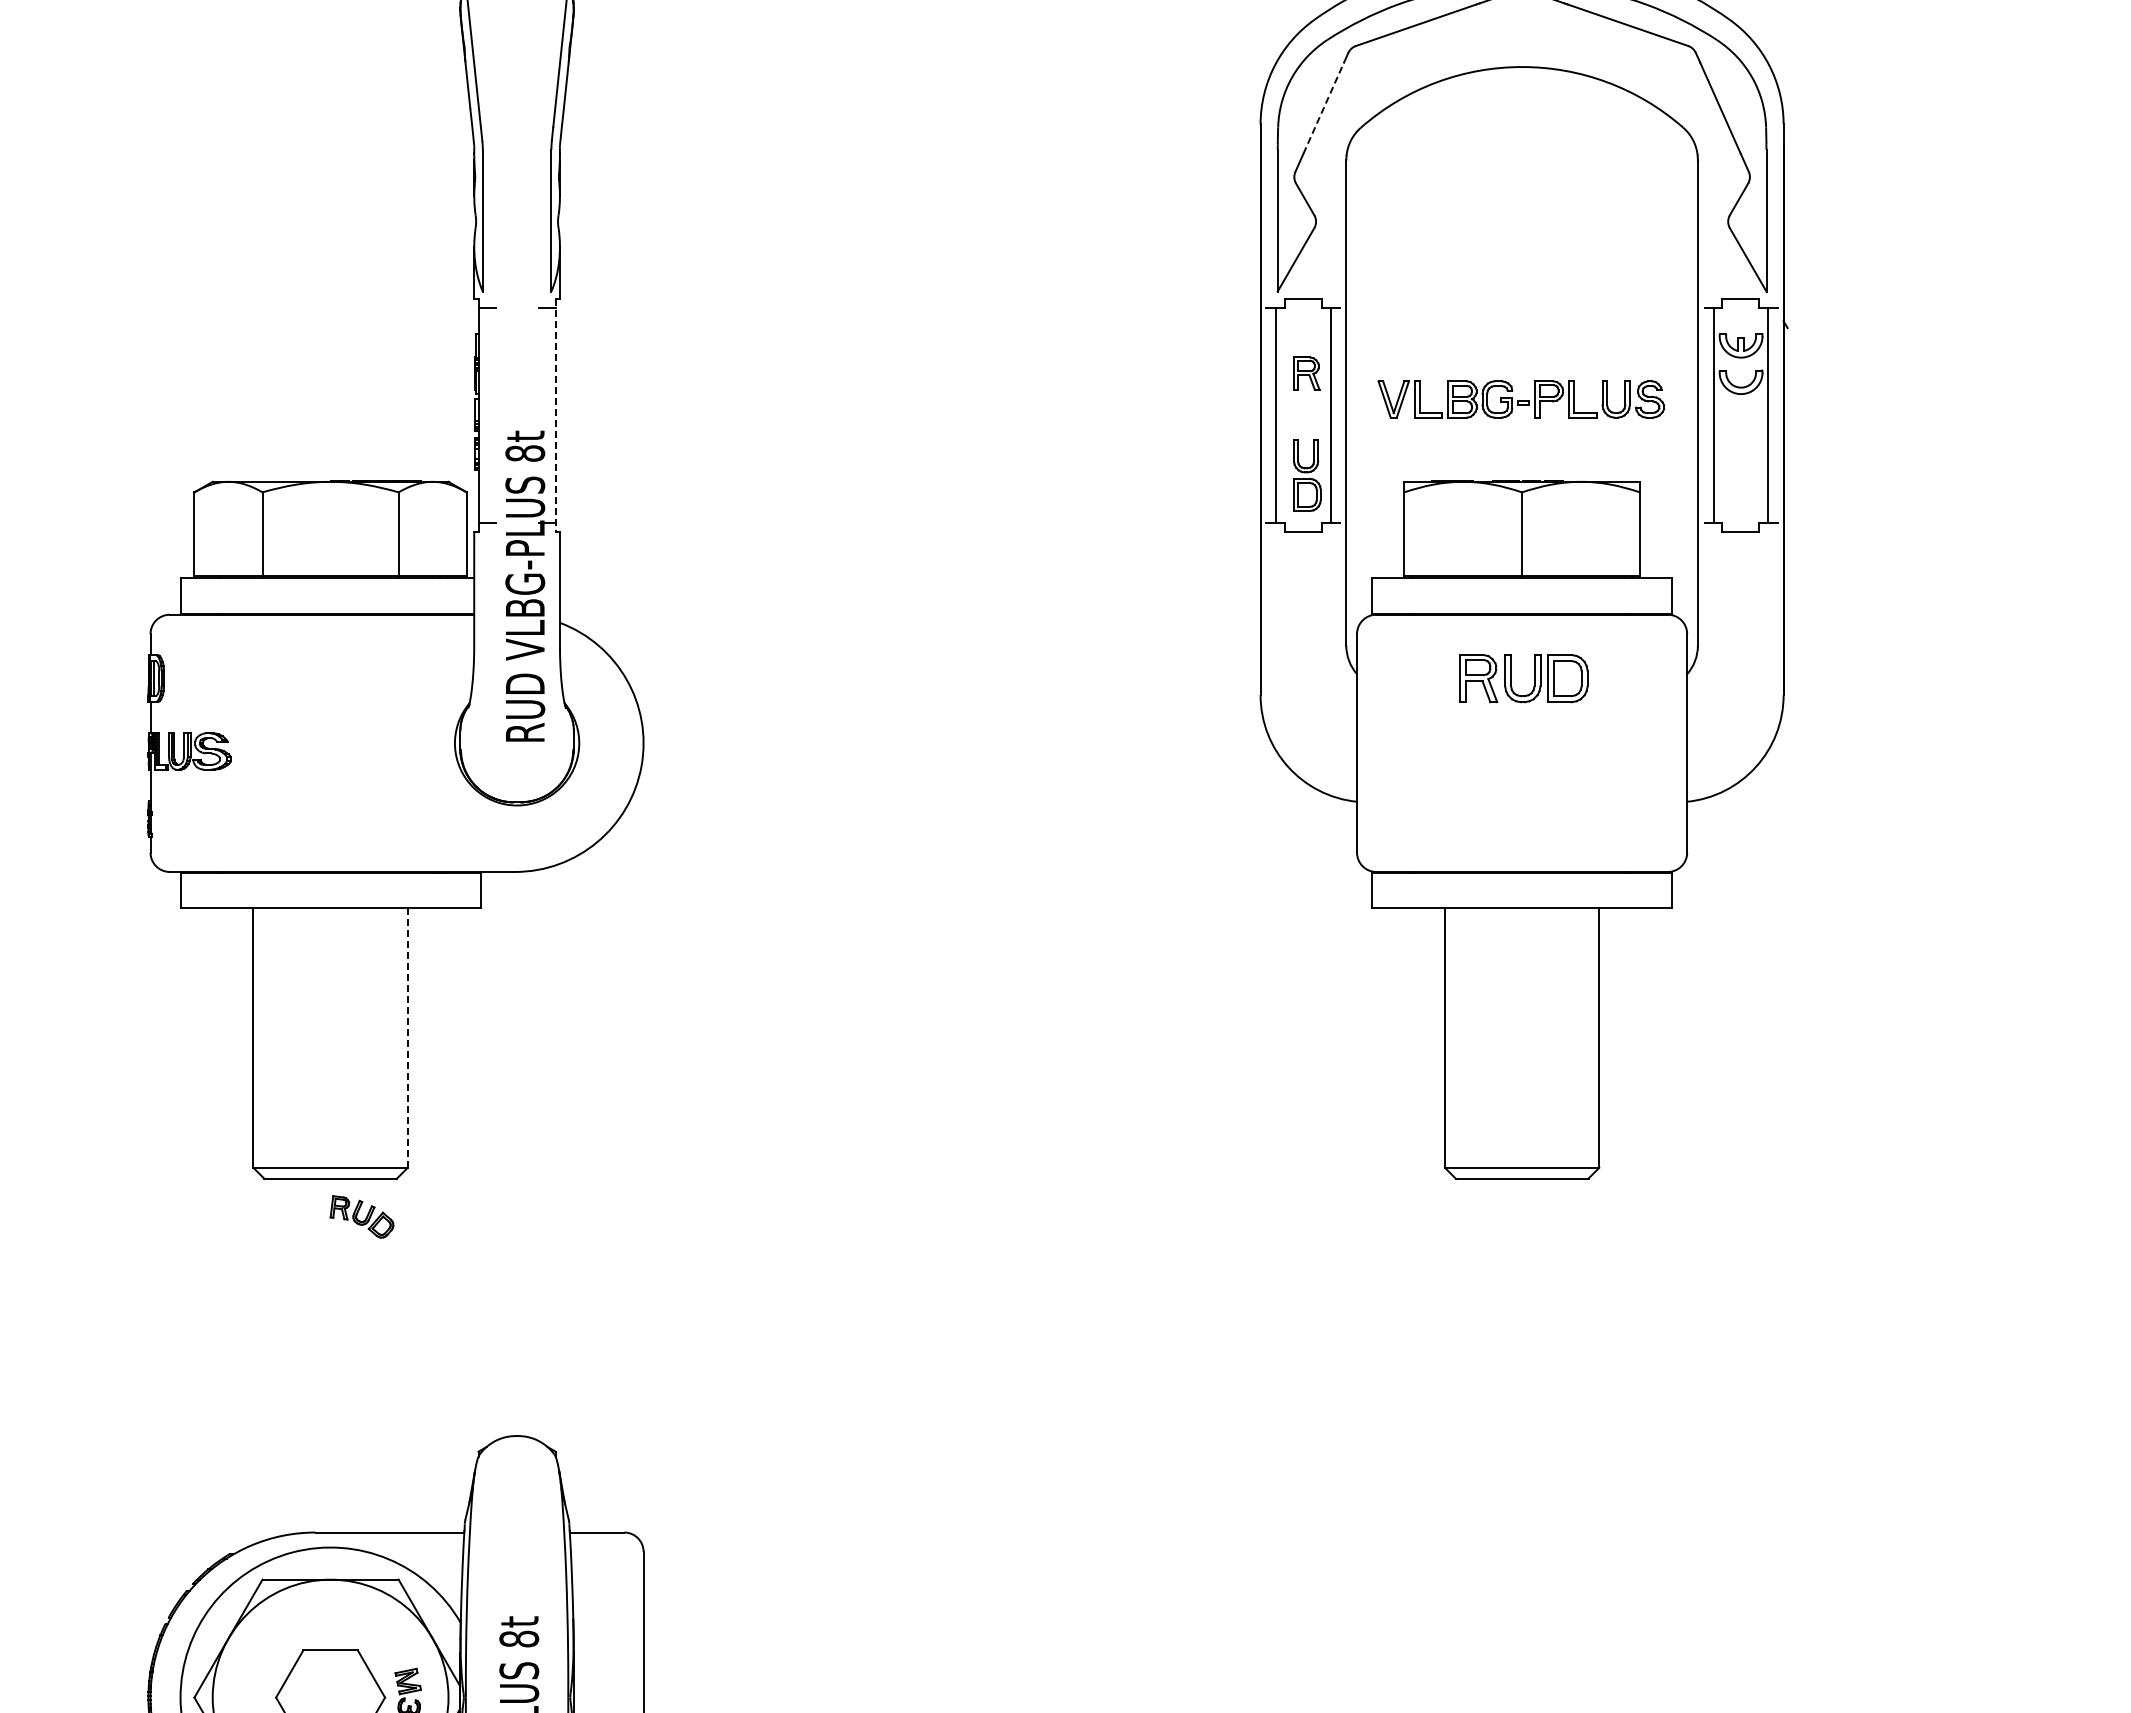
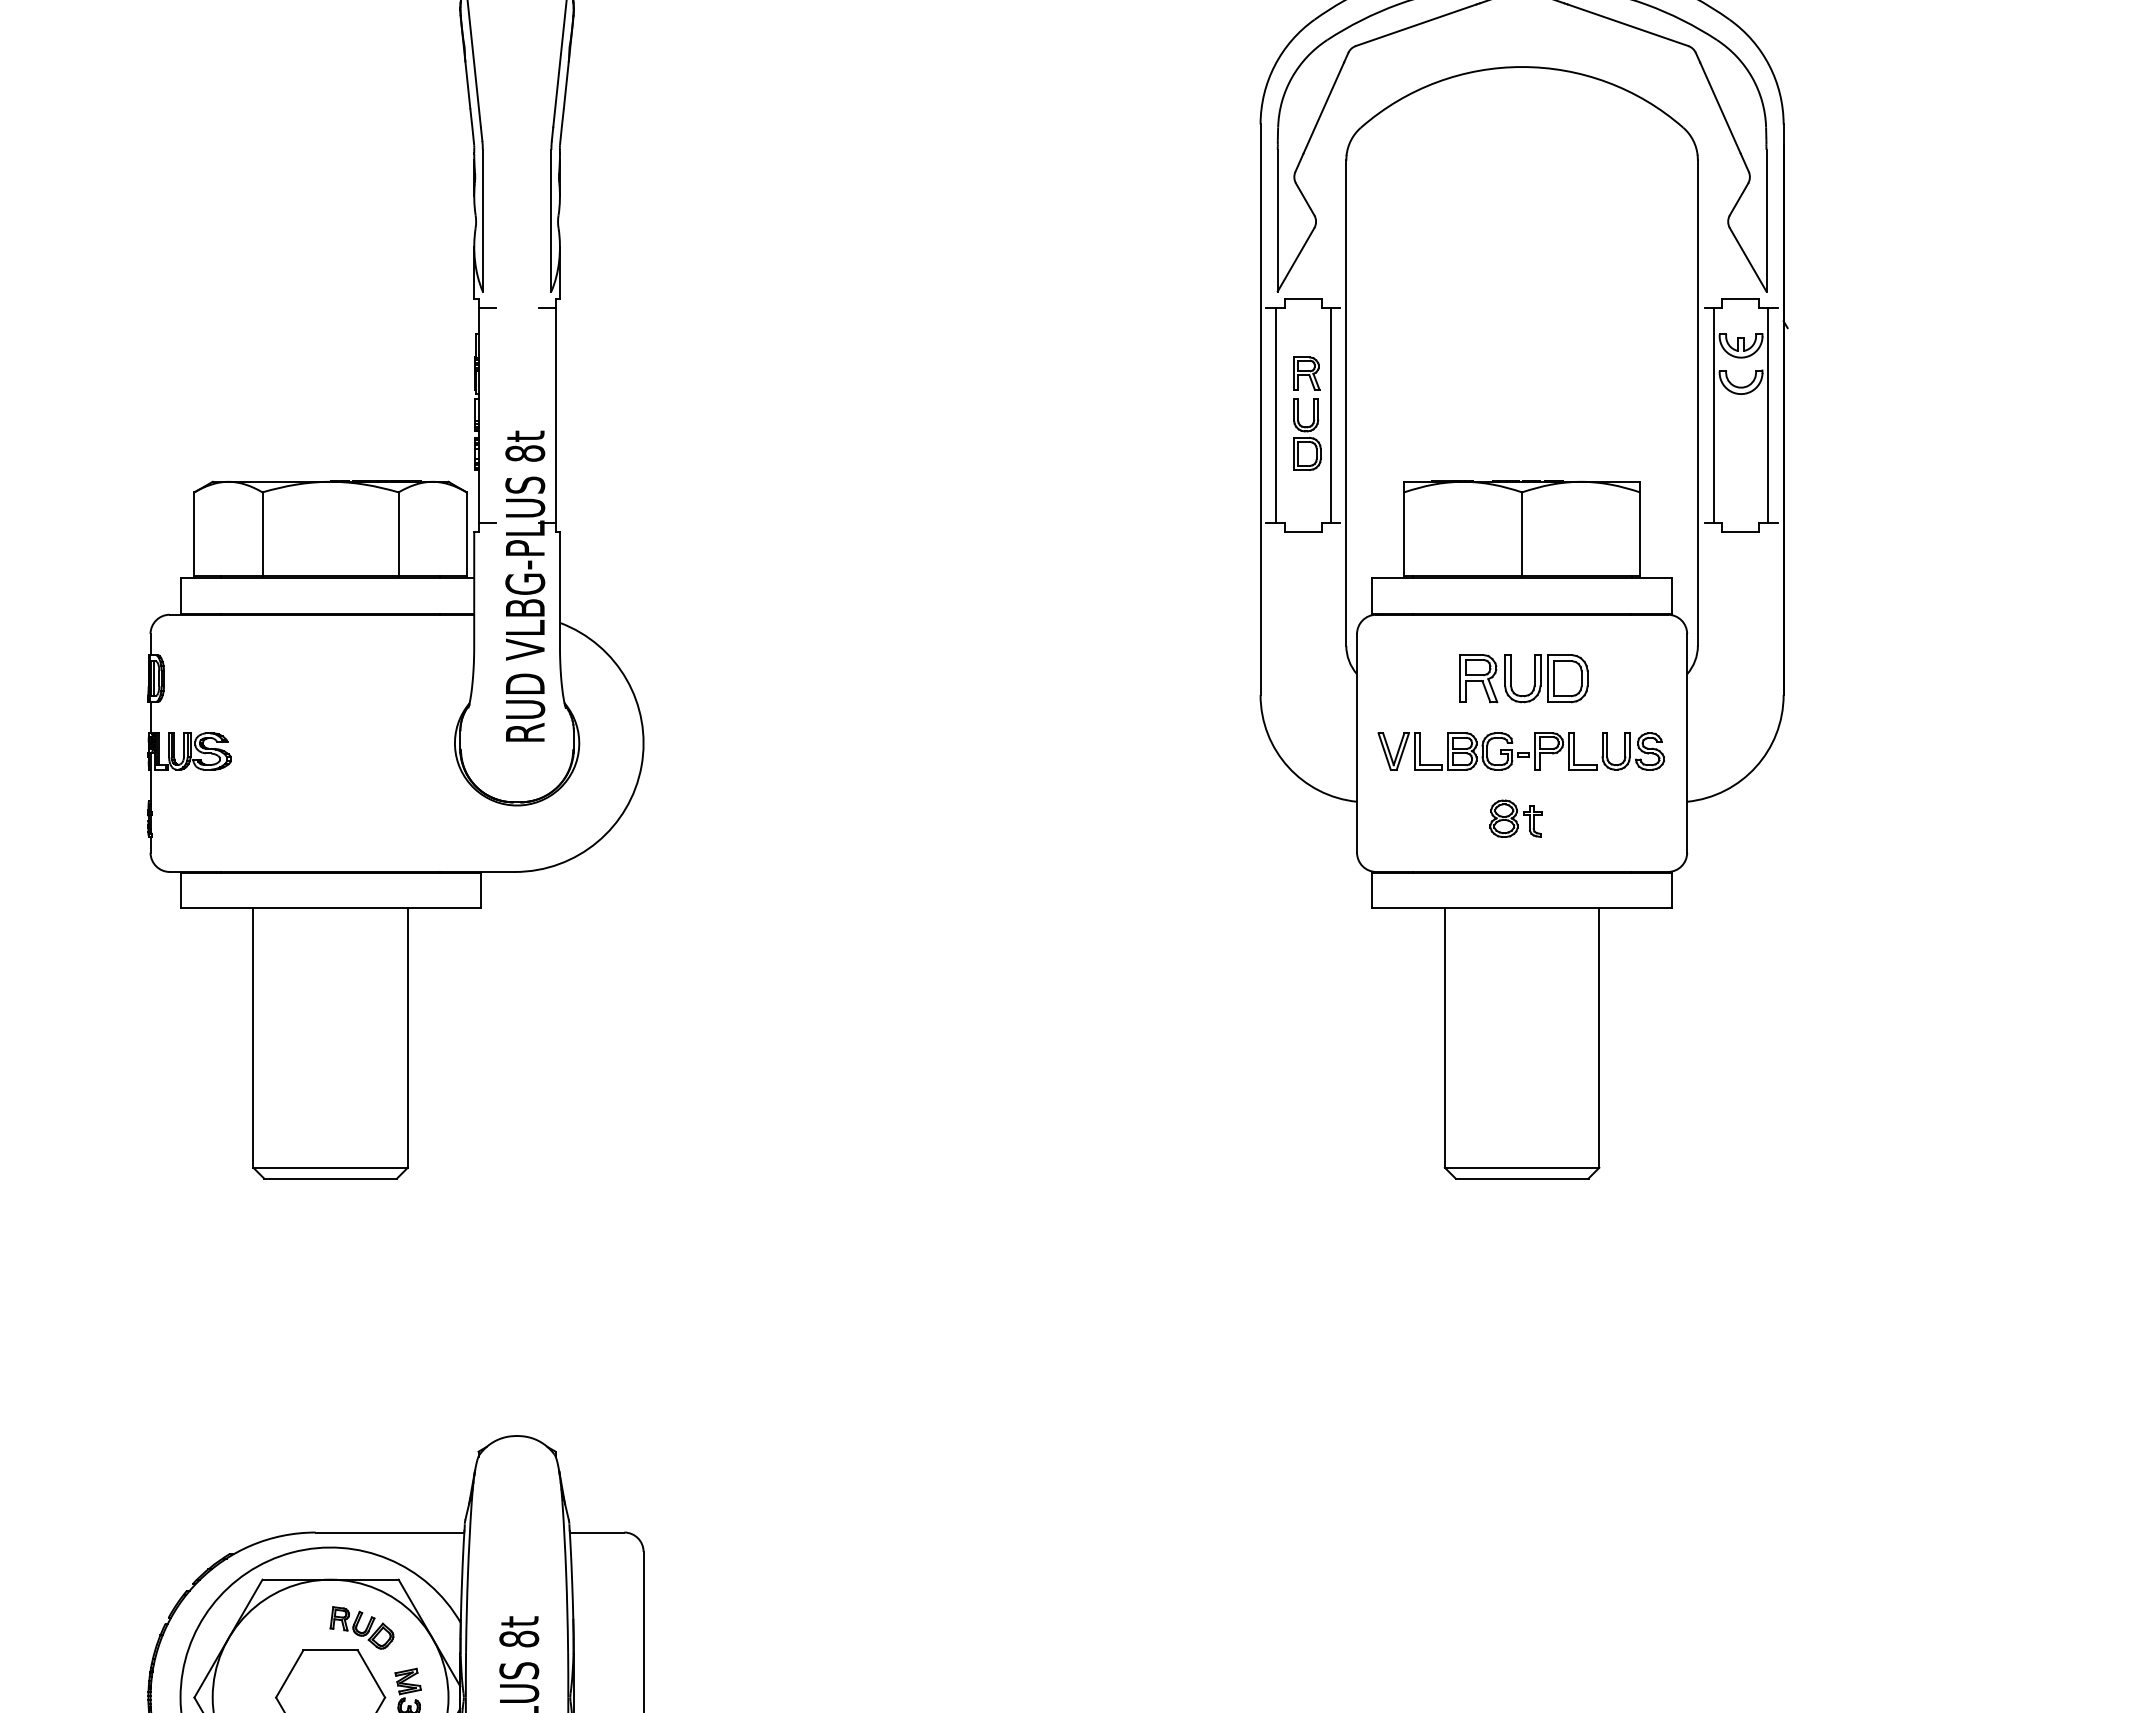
line: dashed -> solid (1323, 108)
part position: (1521, 399) -> (1521, 751) (1521, 751)
line: dashed -> solid (555, 415)
part position: (1307, 475) -> (1307, 434) (1307, 434)
part: none -> present (1515, 818)
line: dashed -> solid (407, 1038)
part position: (361, 1216) -> (361, 1627) (361, 1627)
